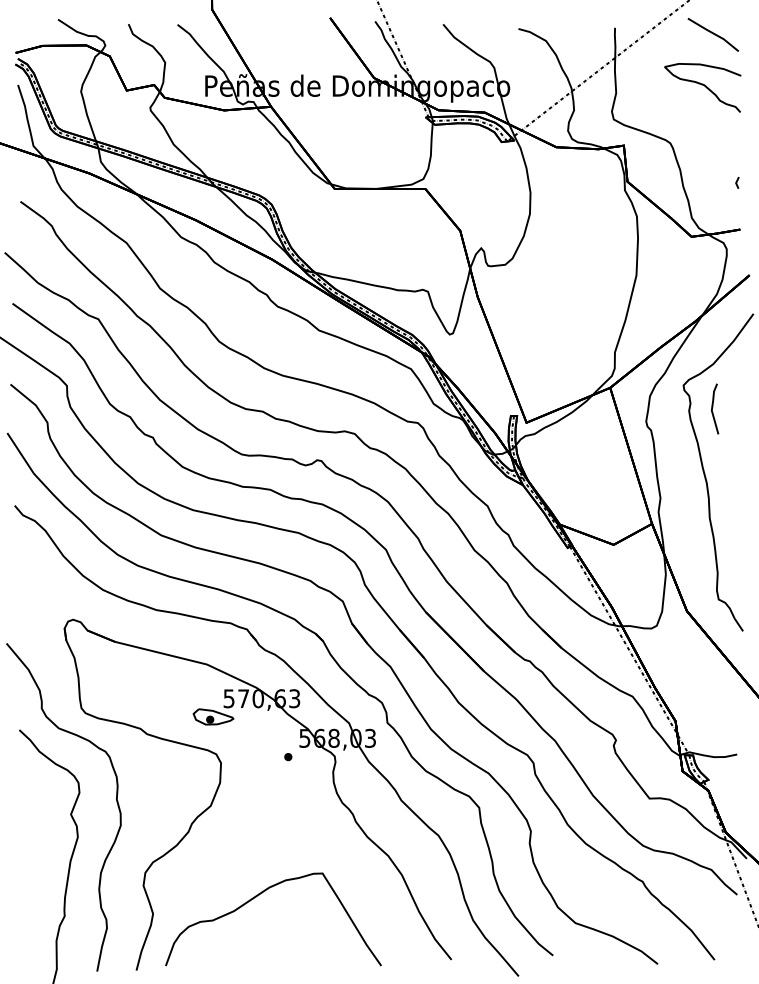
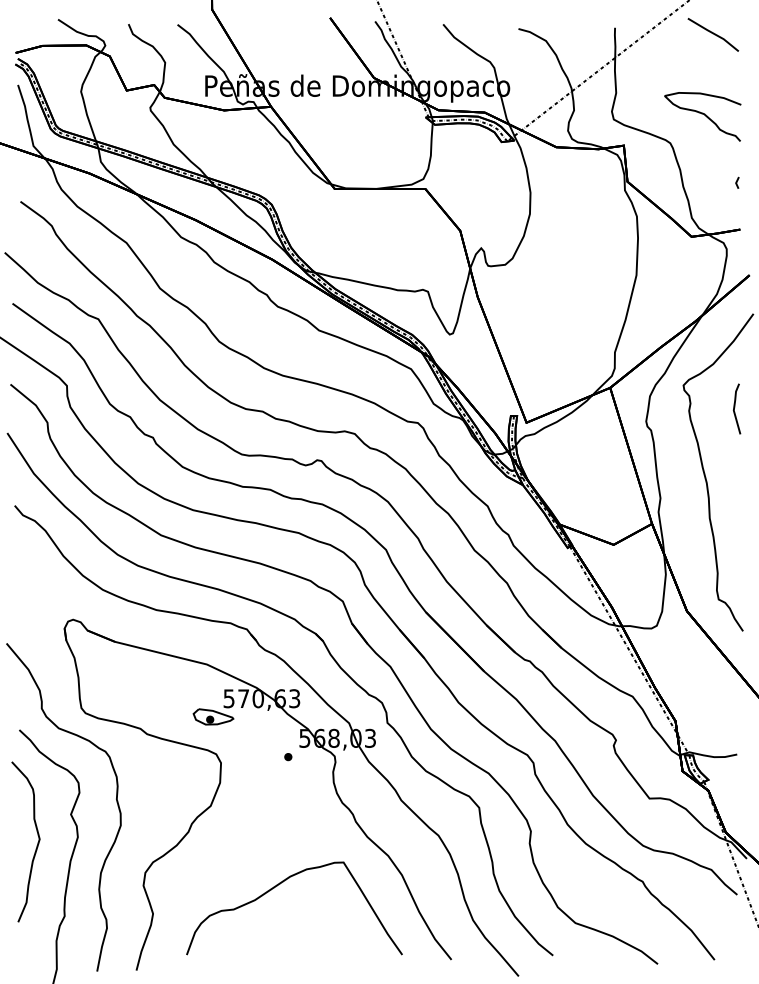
curve position: (702, 85) -> (702, 114) (702, 114)
line position: (713, 407) -> (735, 407) (735, 407)
curve: none -> present (36, 845)
curve position: (259, 895) -> (280, 884) (280, 884)
